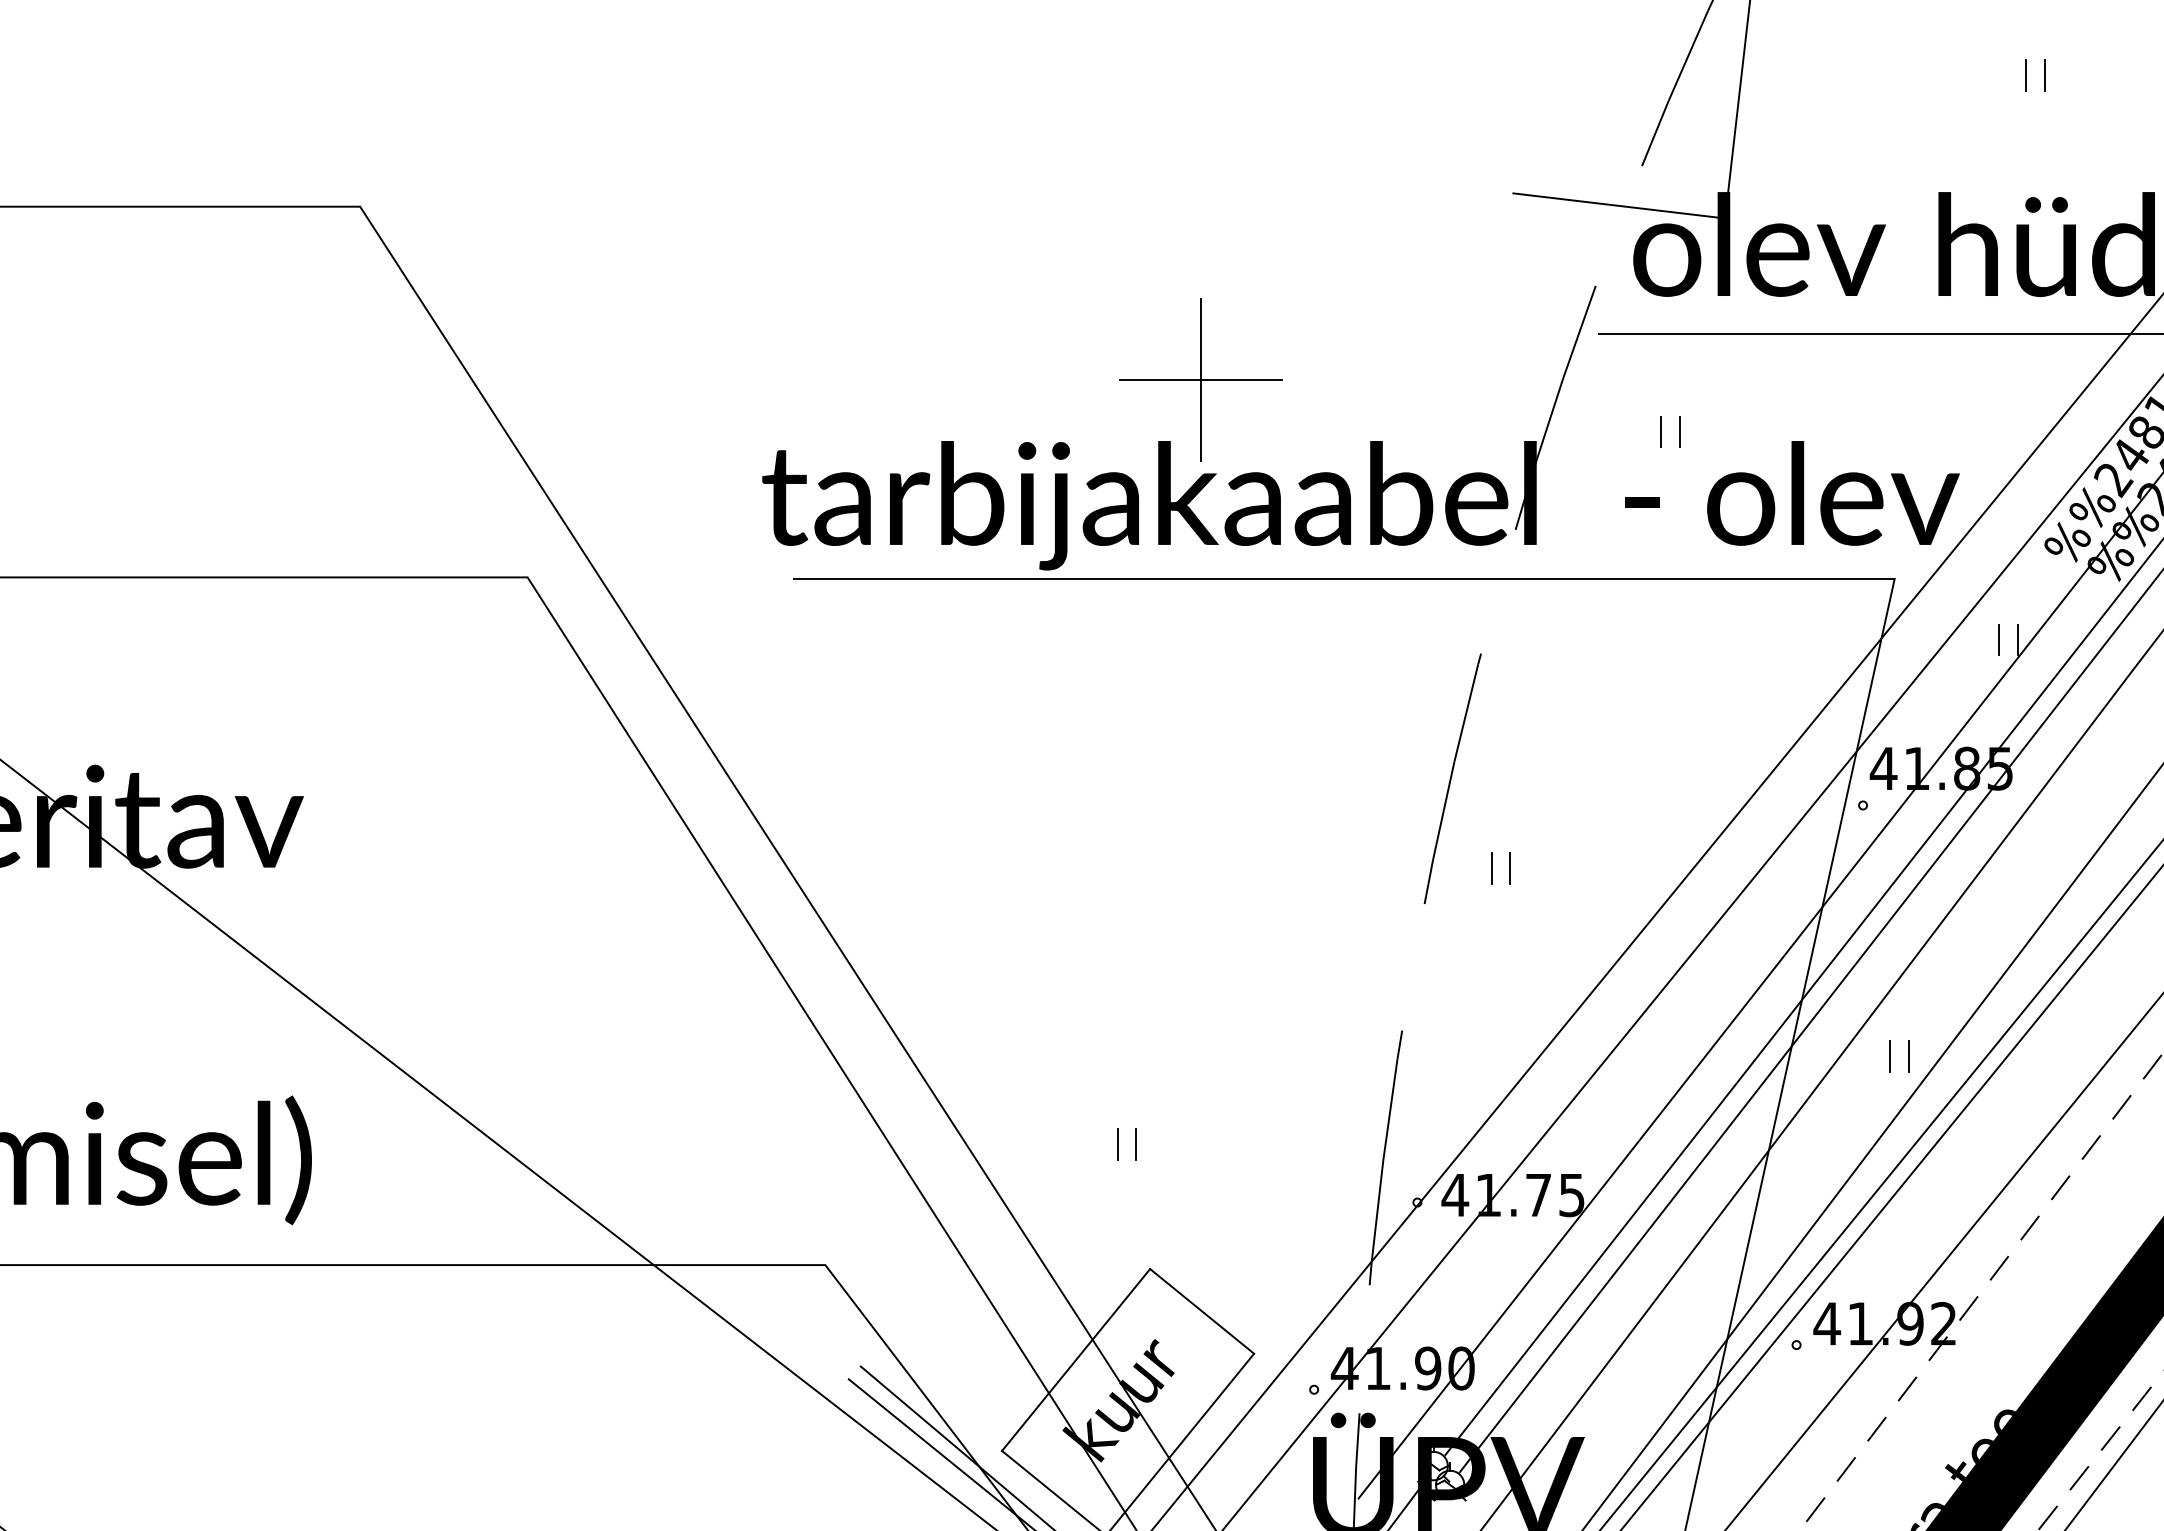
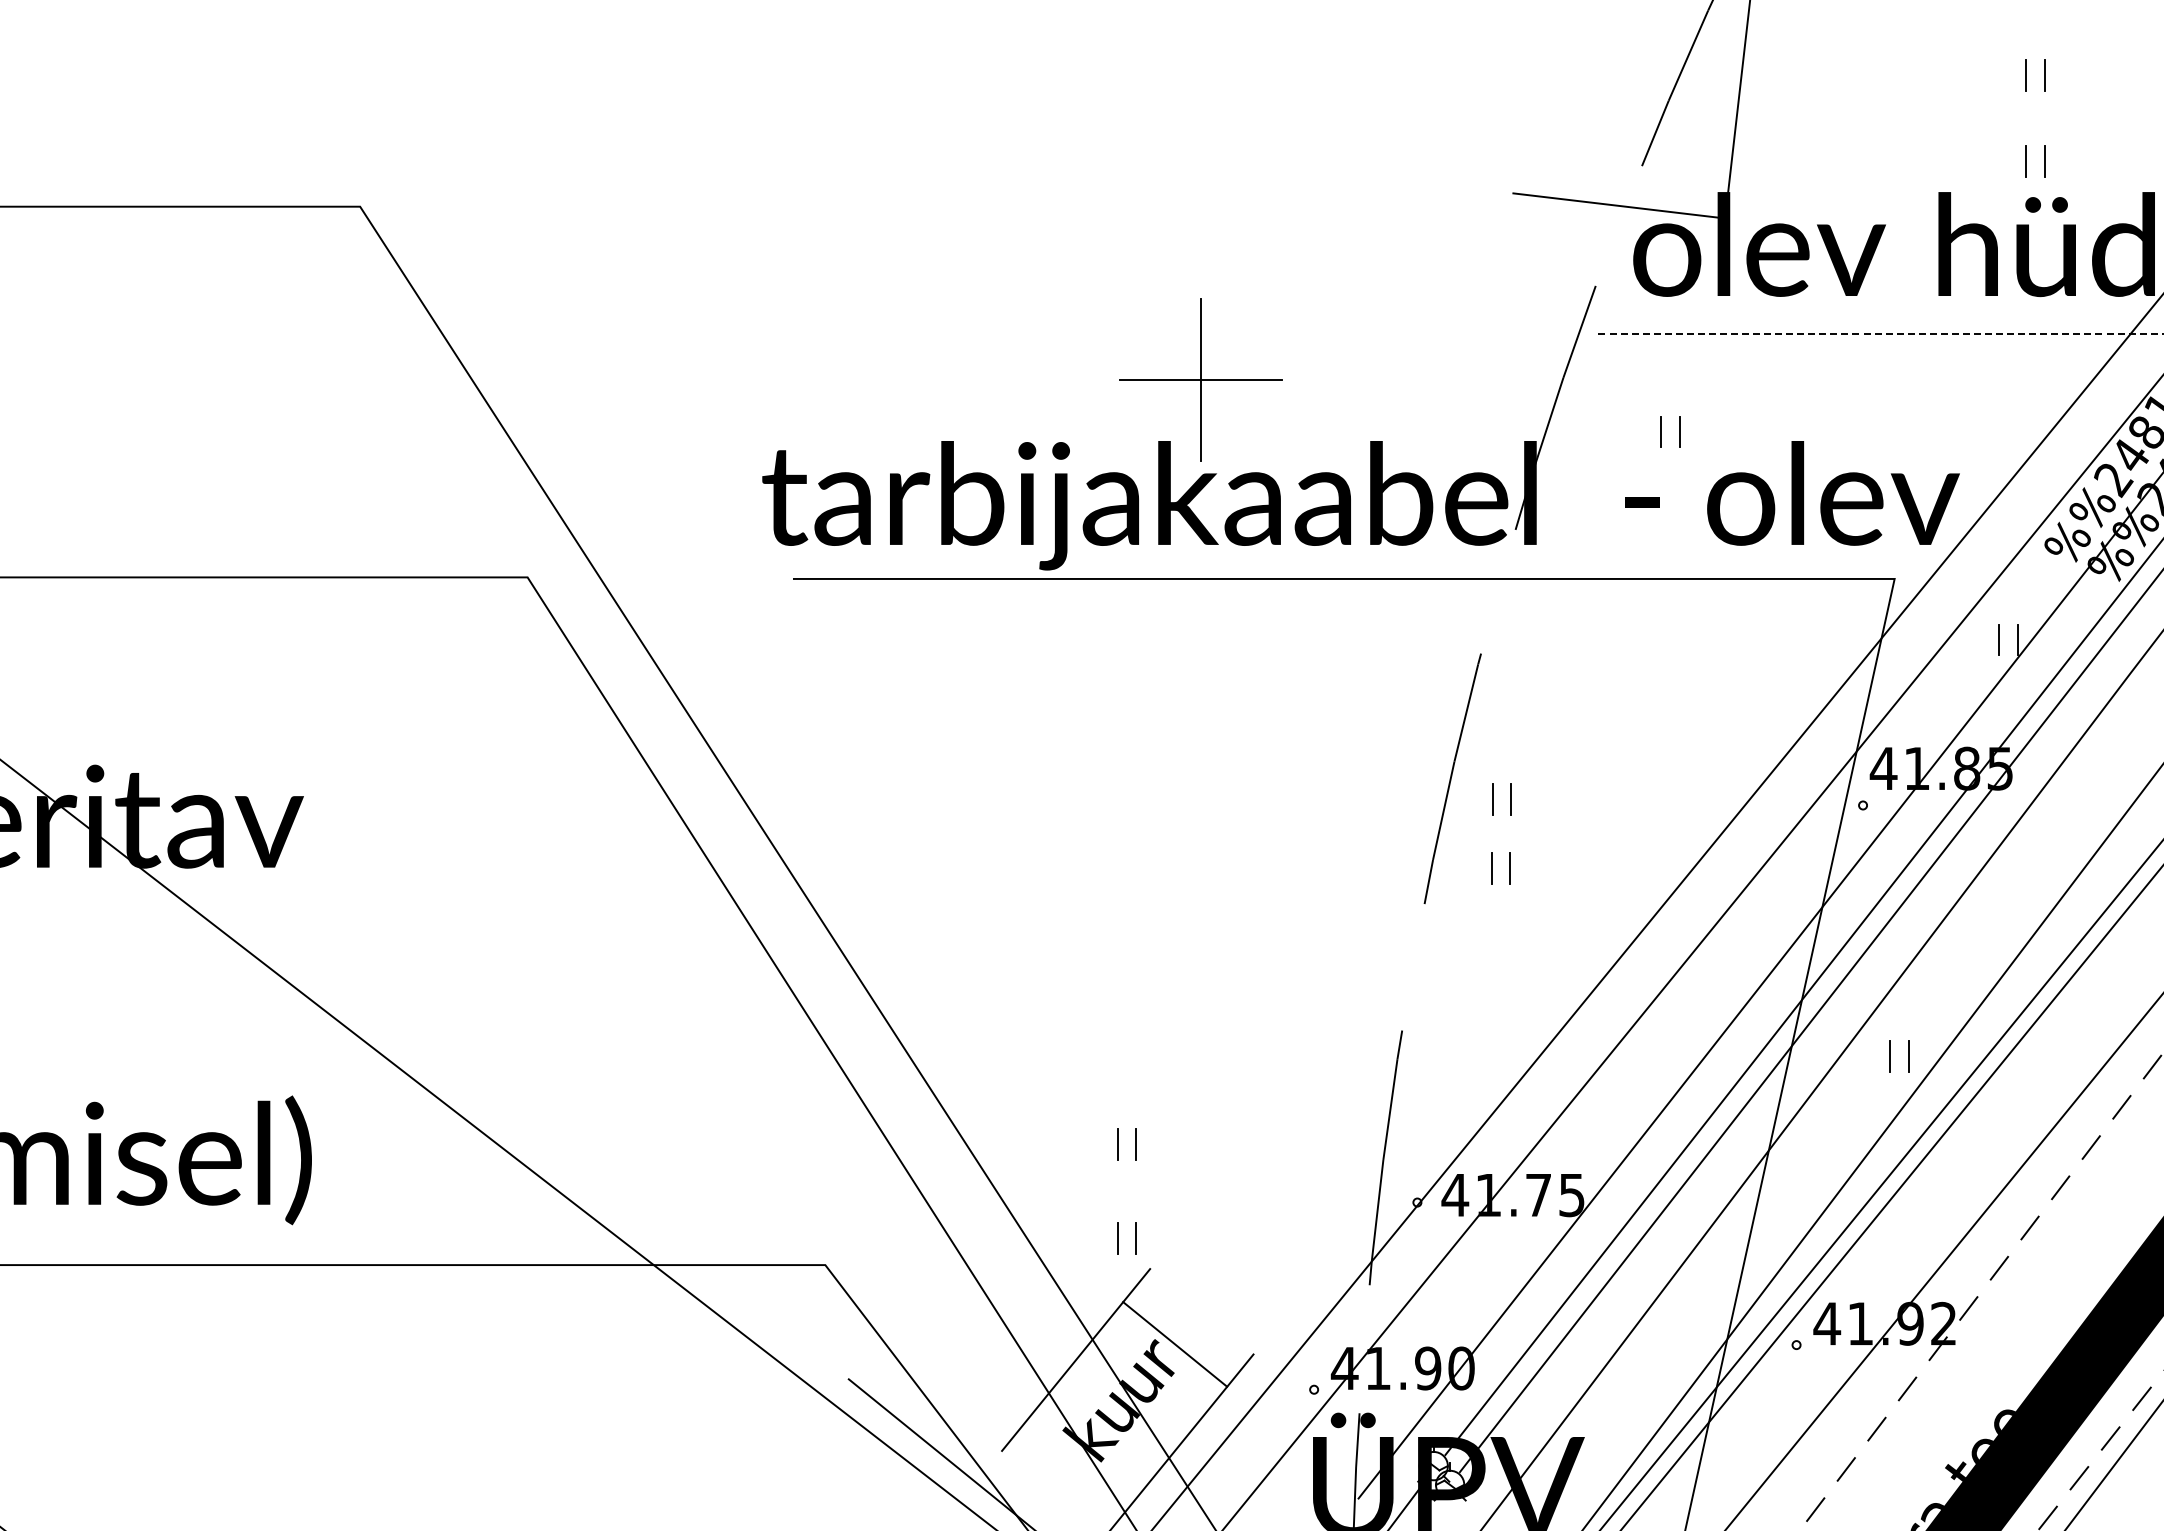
part: none -> present (2026, 161)
line: solid -> dashed (1881, 333)
part: none -> present (1493, 799)
part: none -> present (1118, 1238)
line position: (1202, 1311) -> (1175, 1344) (1175, 1344)
line: present -> none (955, 1446)
line: present -> none (1048, 1488)
